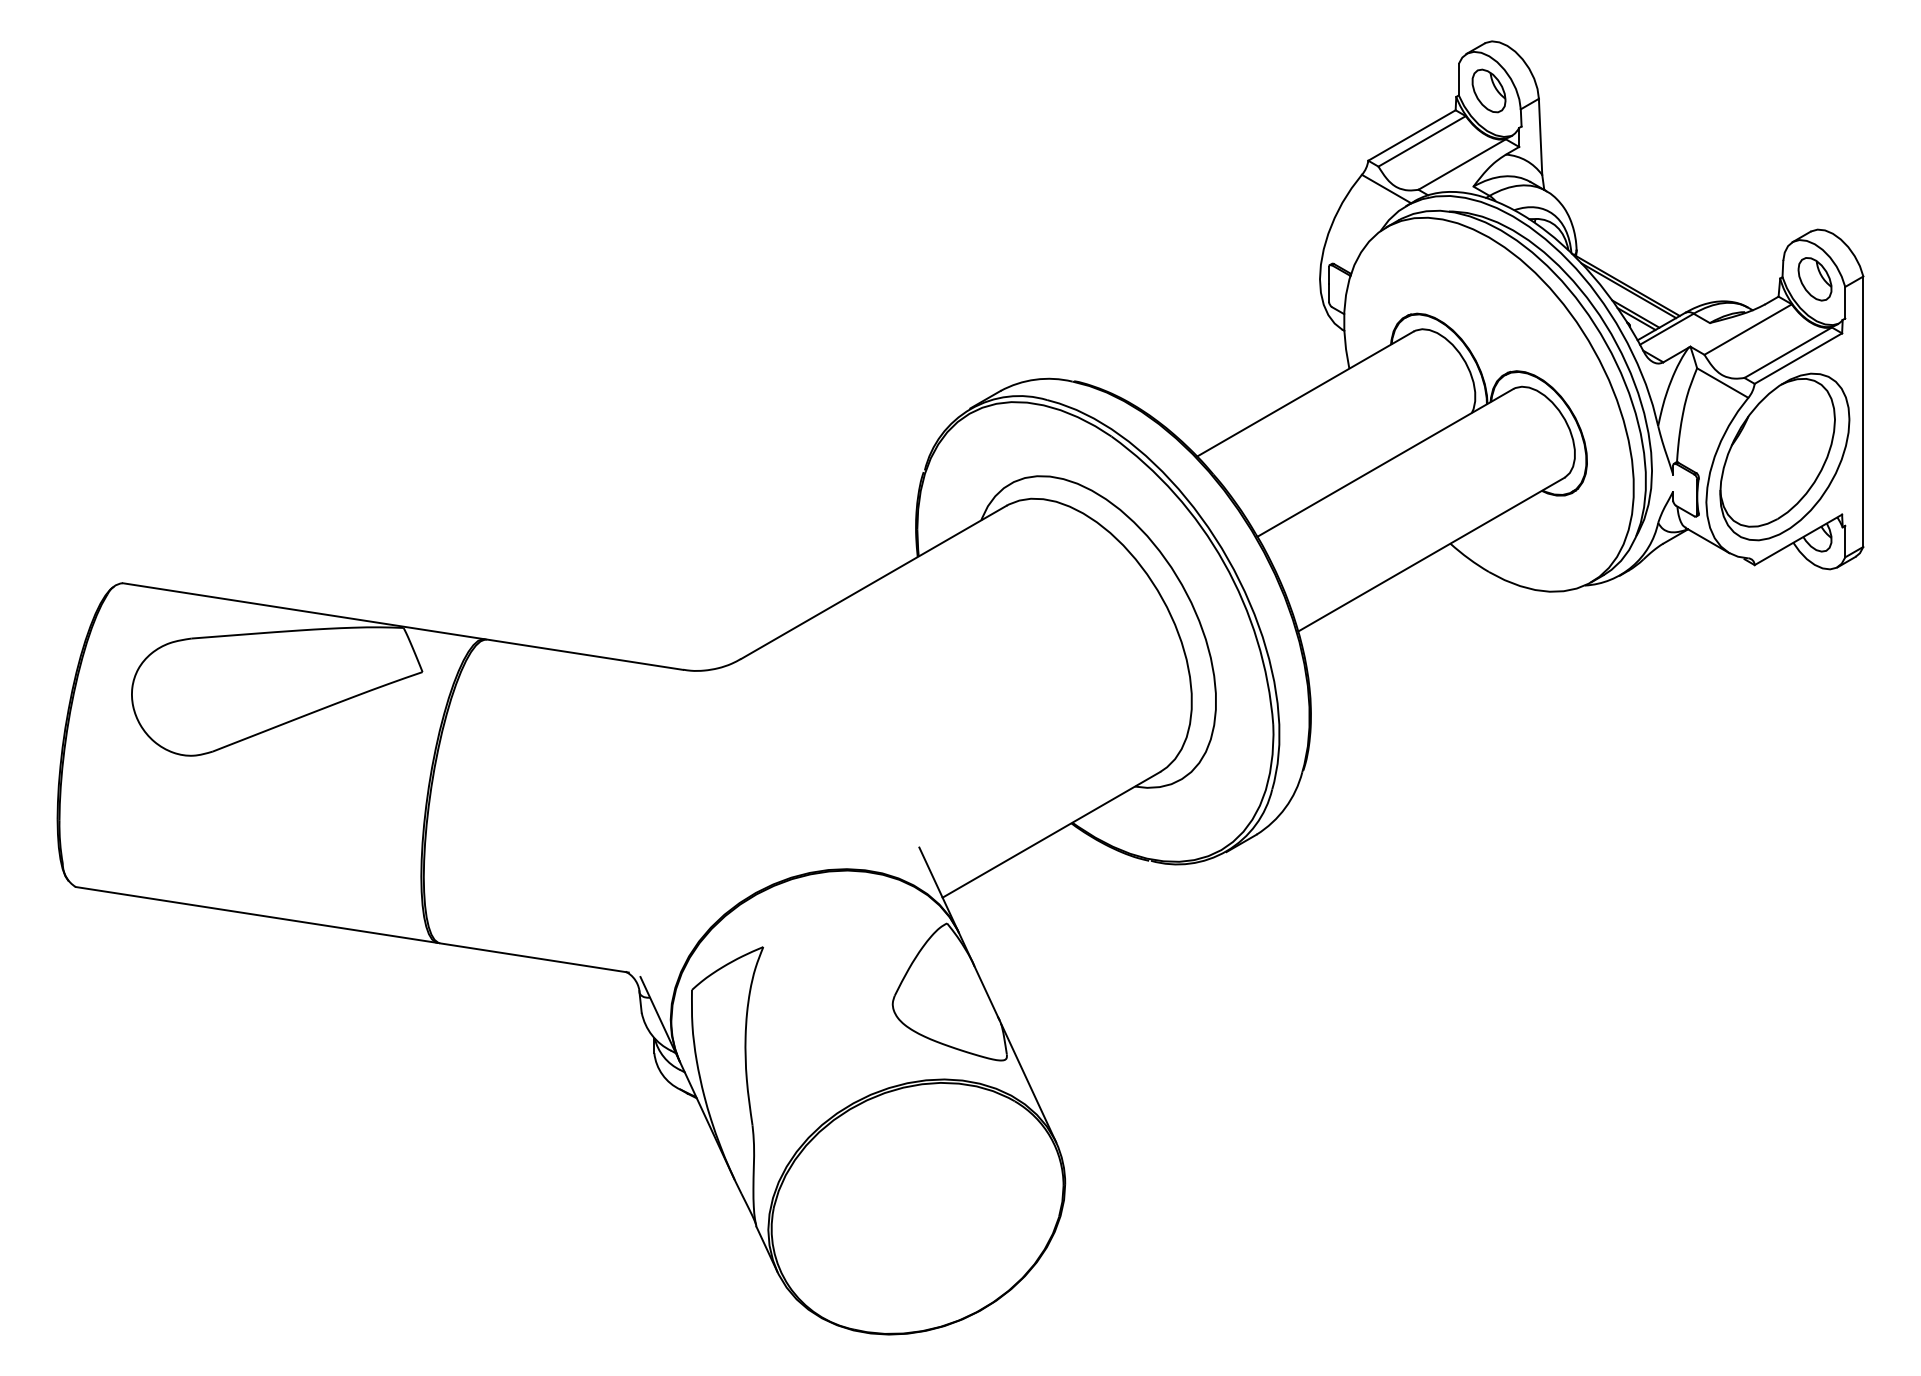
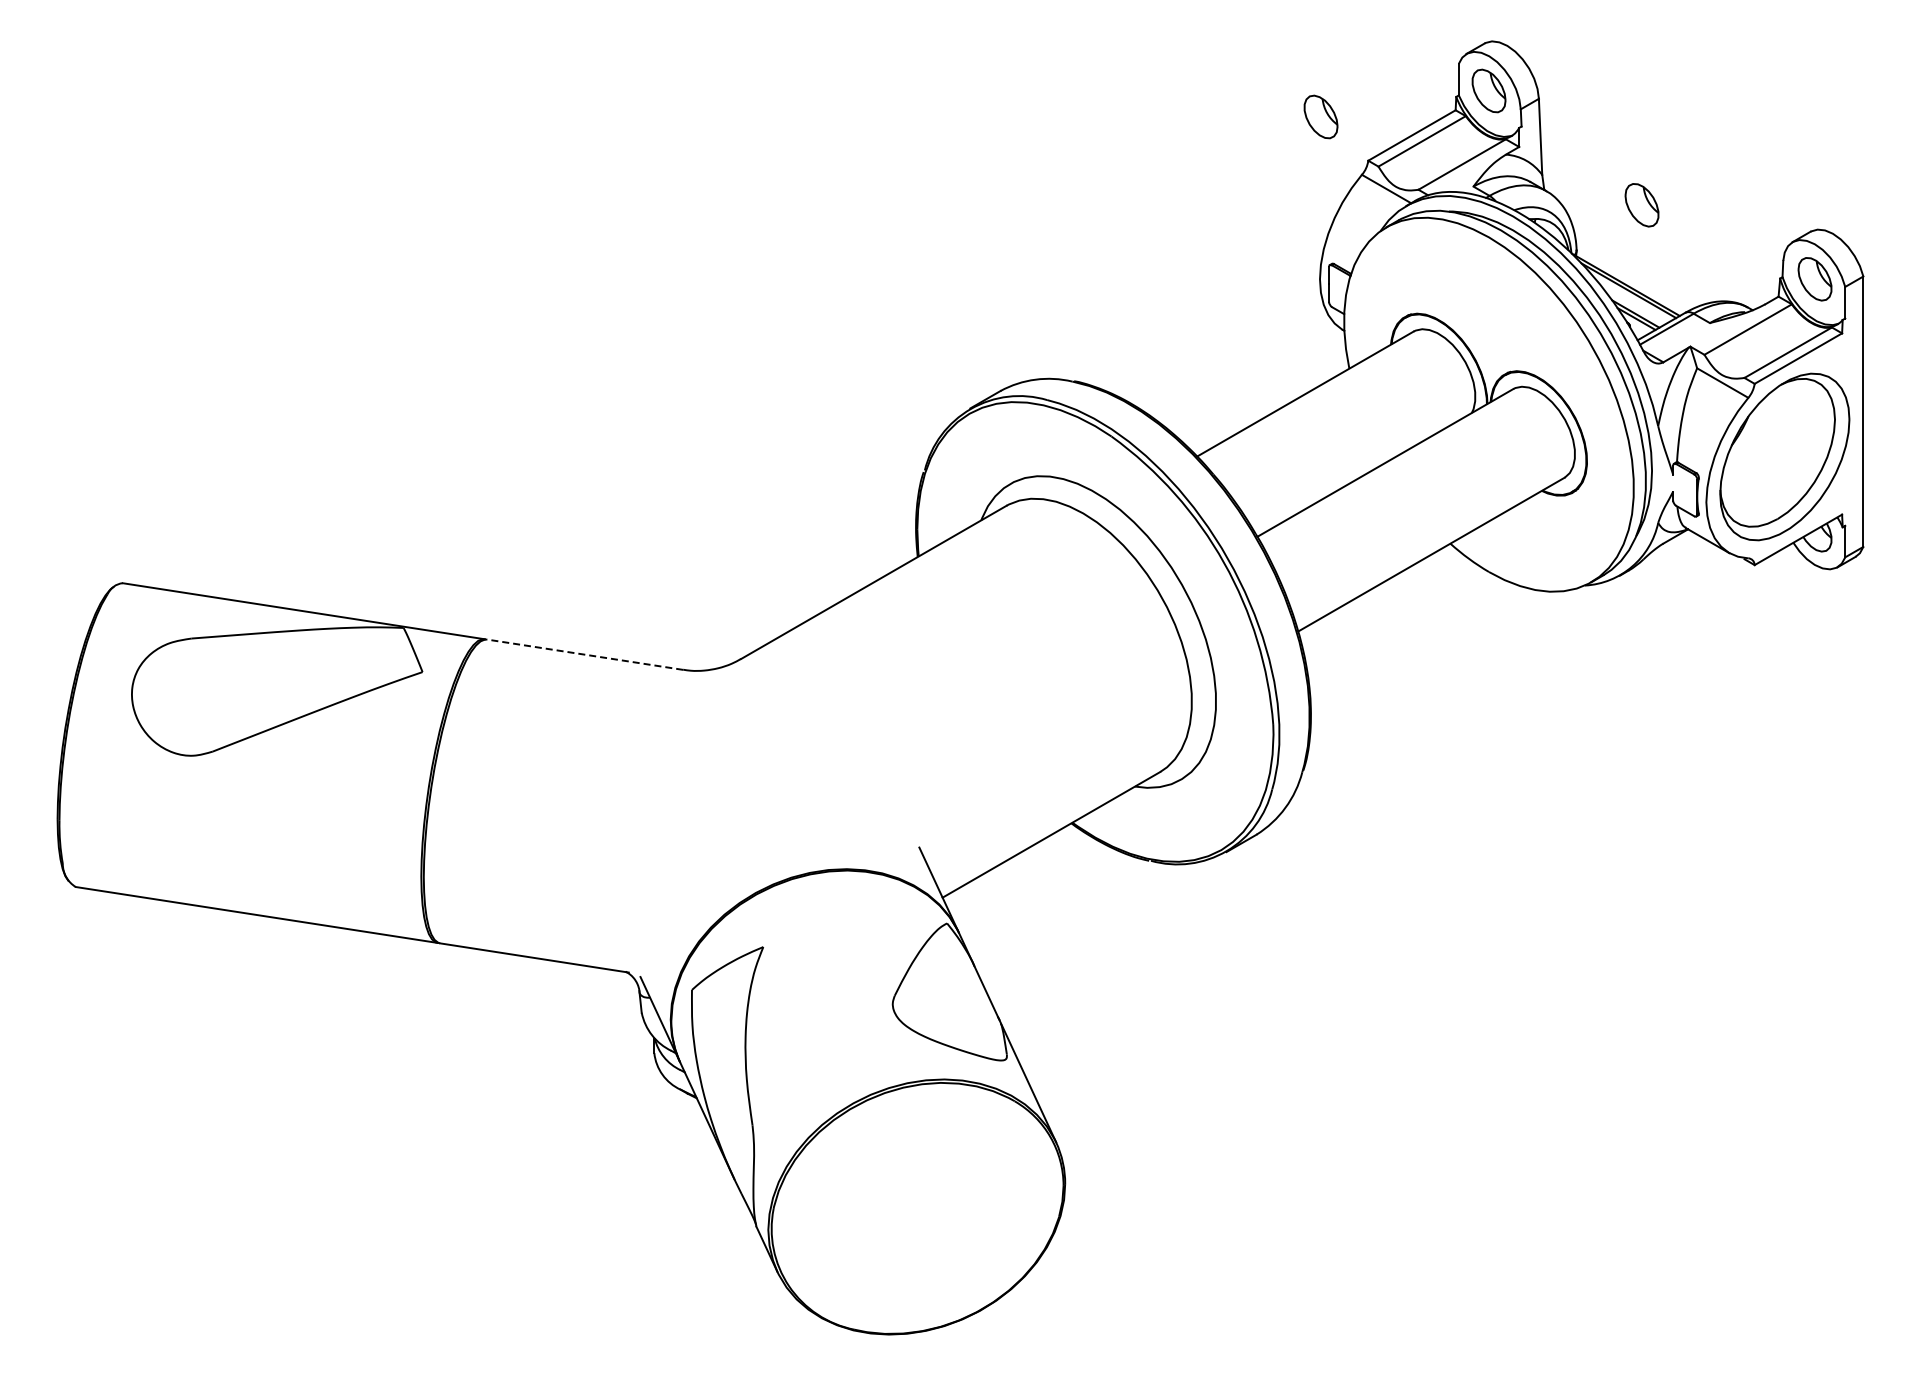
part: none -> present (1320, 116)
part: none -> present (1641, 205)
line: solid -> dashed (584, 654)
